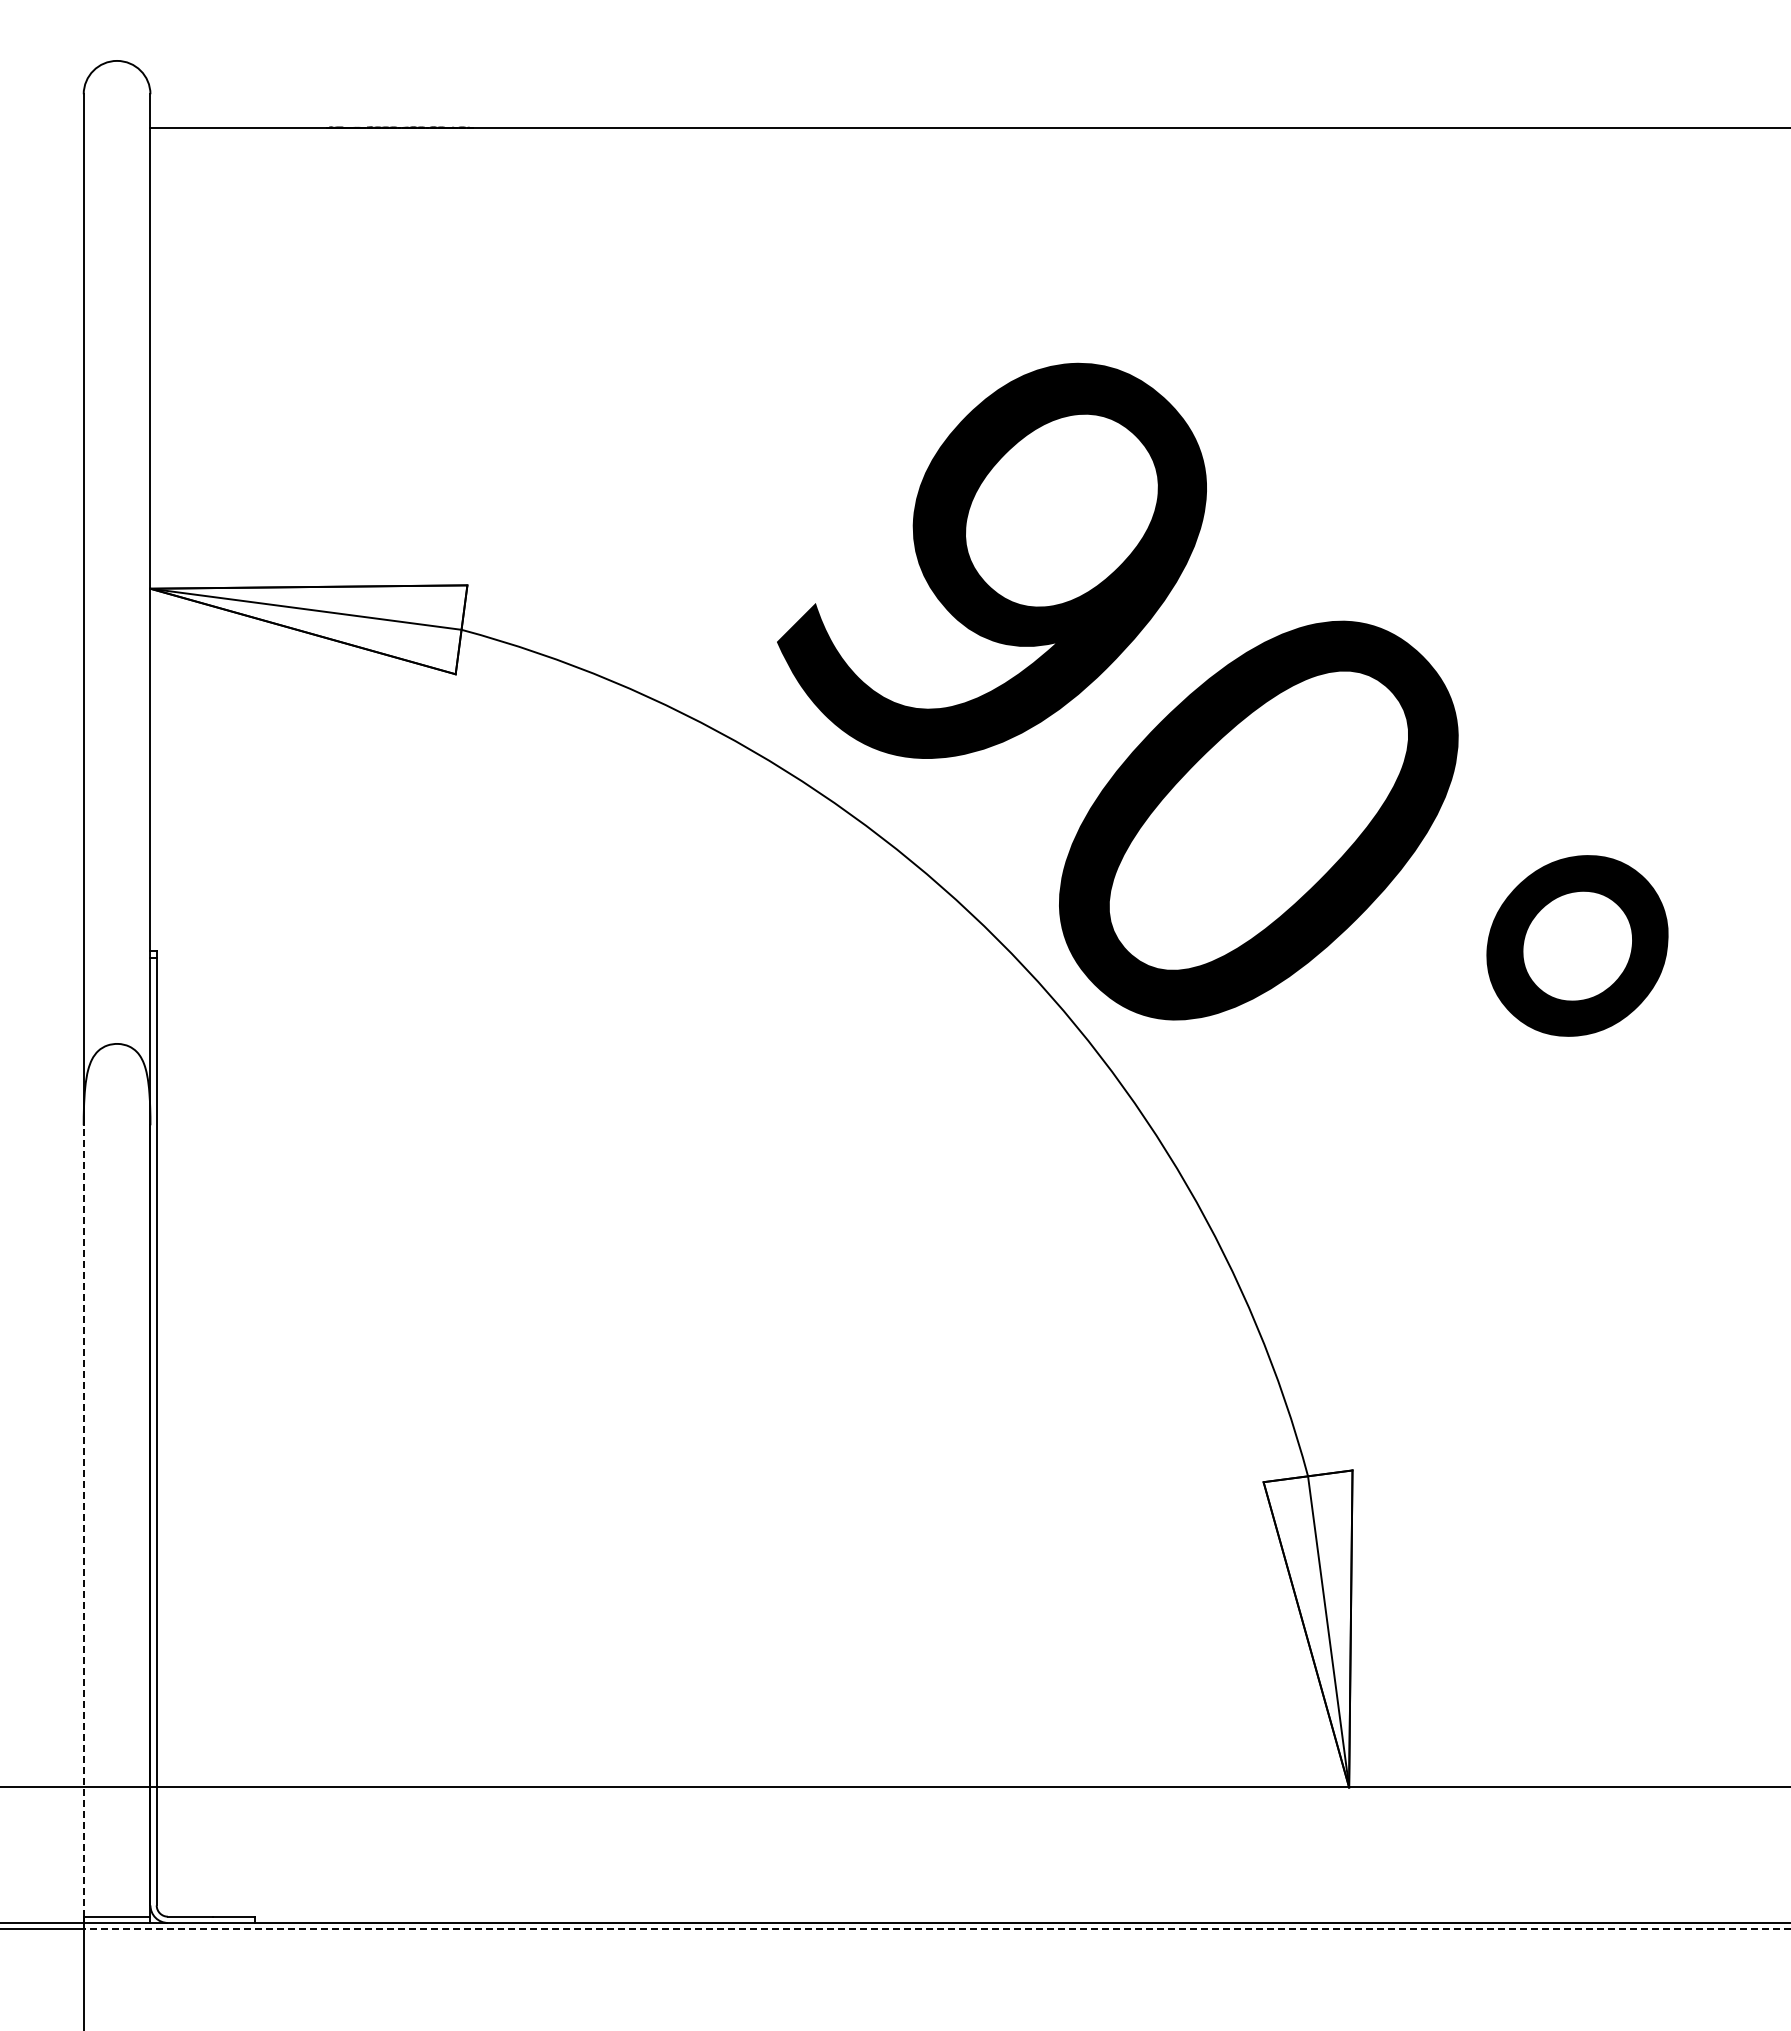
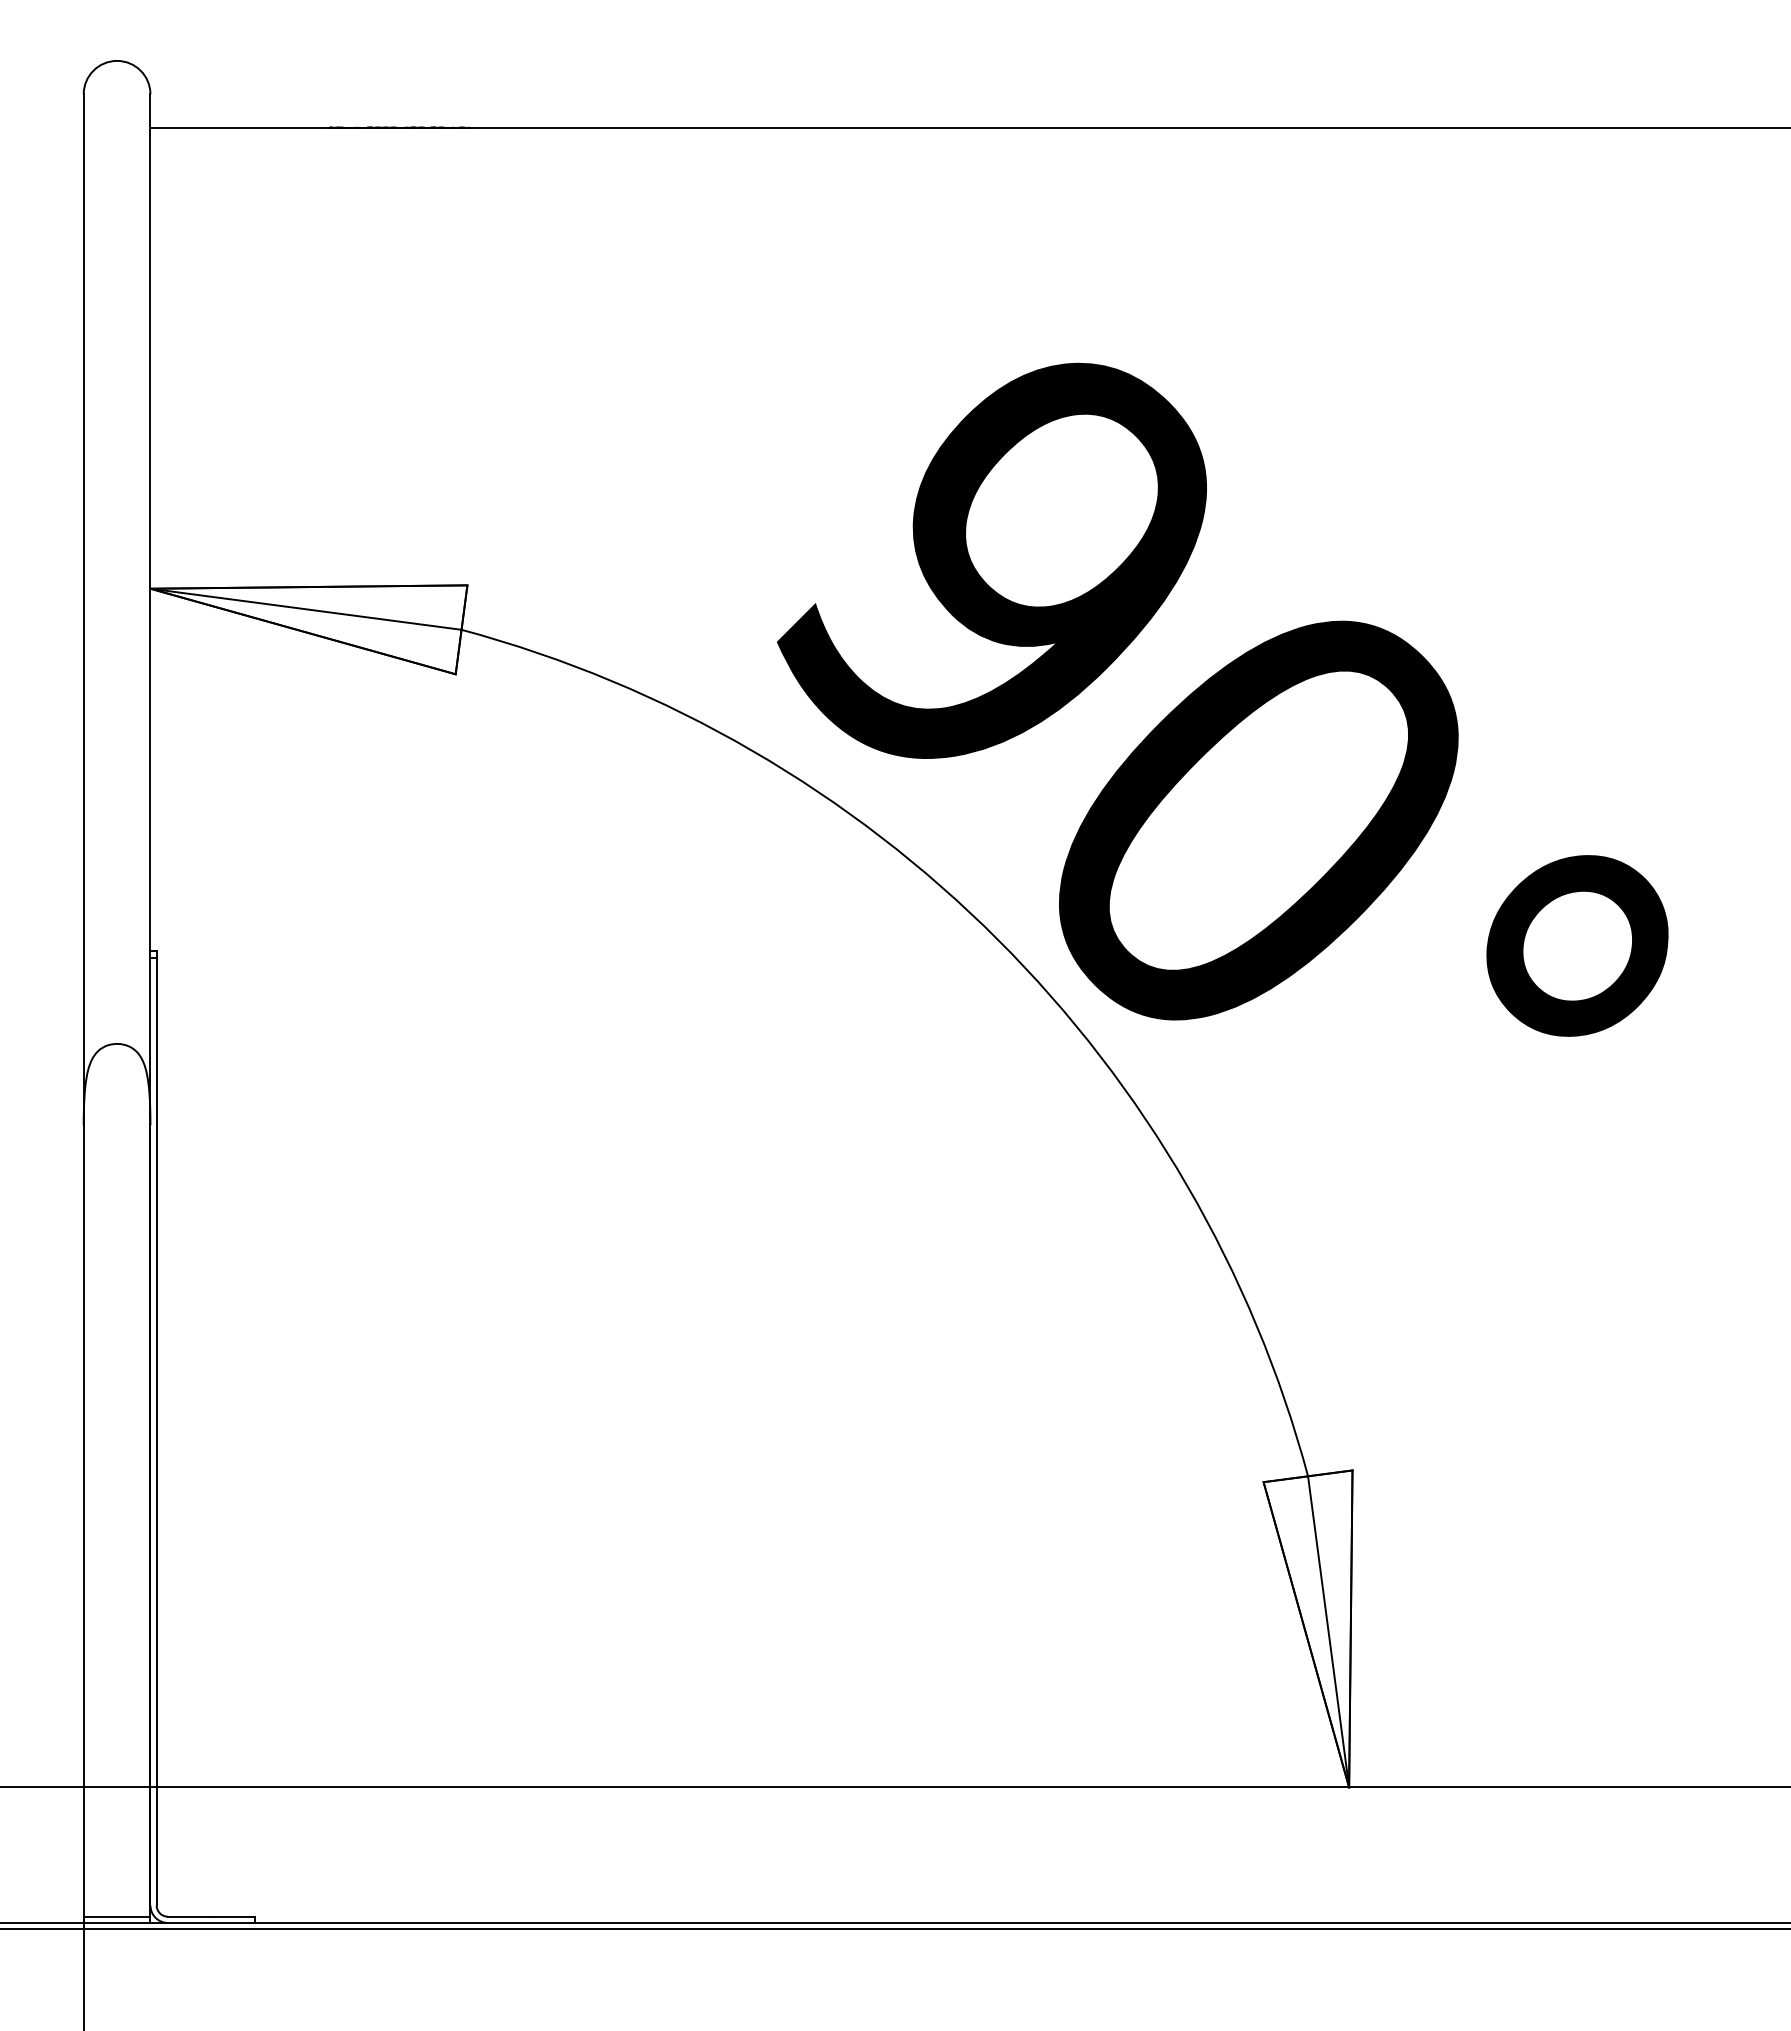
line: dashed -> solid (83, 1521)
line: dashed -> solid (936, 1929)
